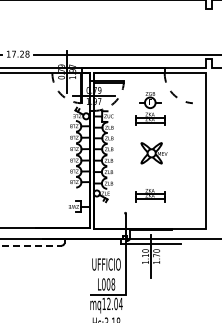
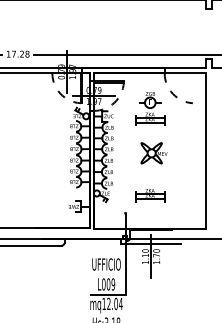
line: dashed -> solid (30, 245)
text: L008 -> L009 (113, 284)
